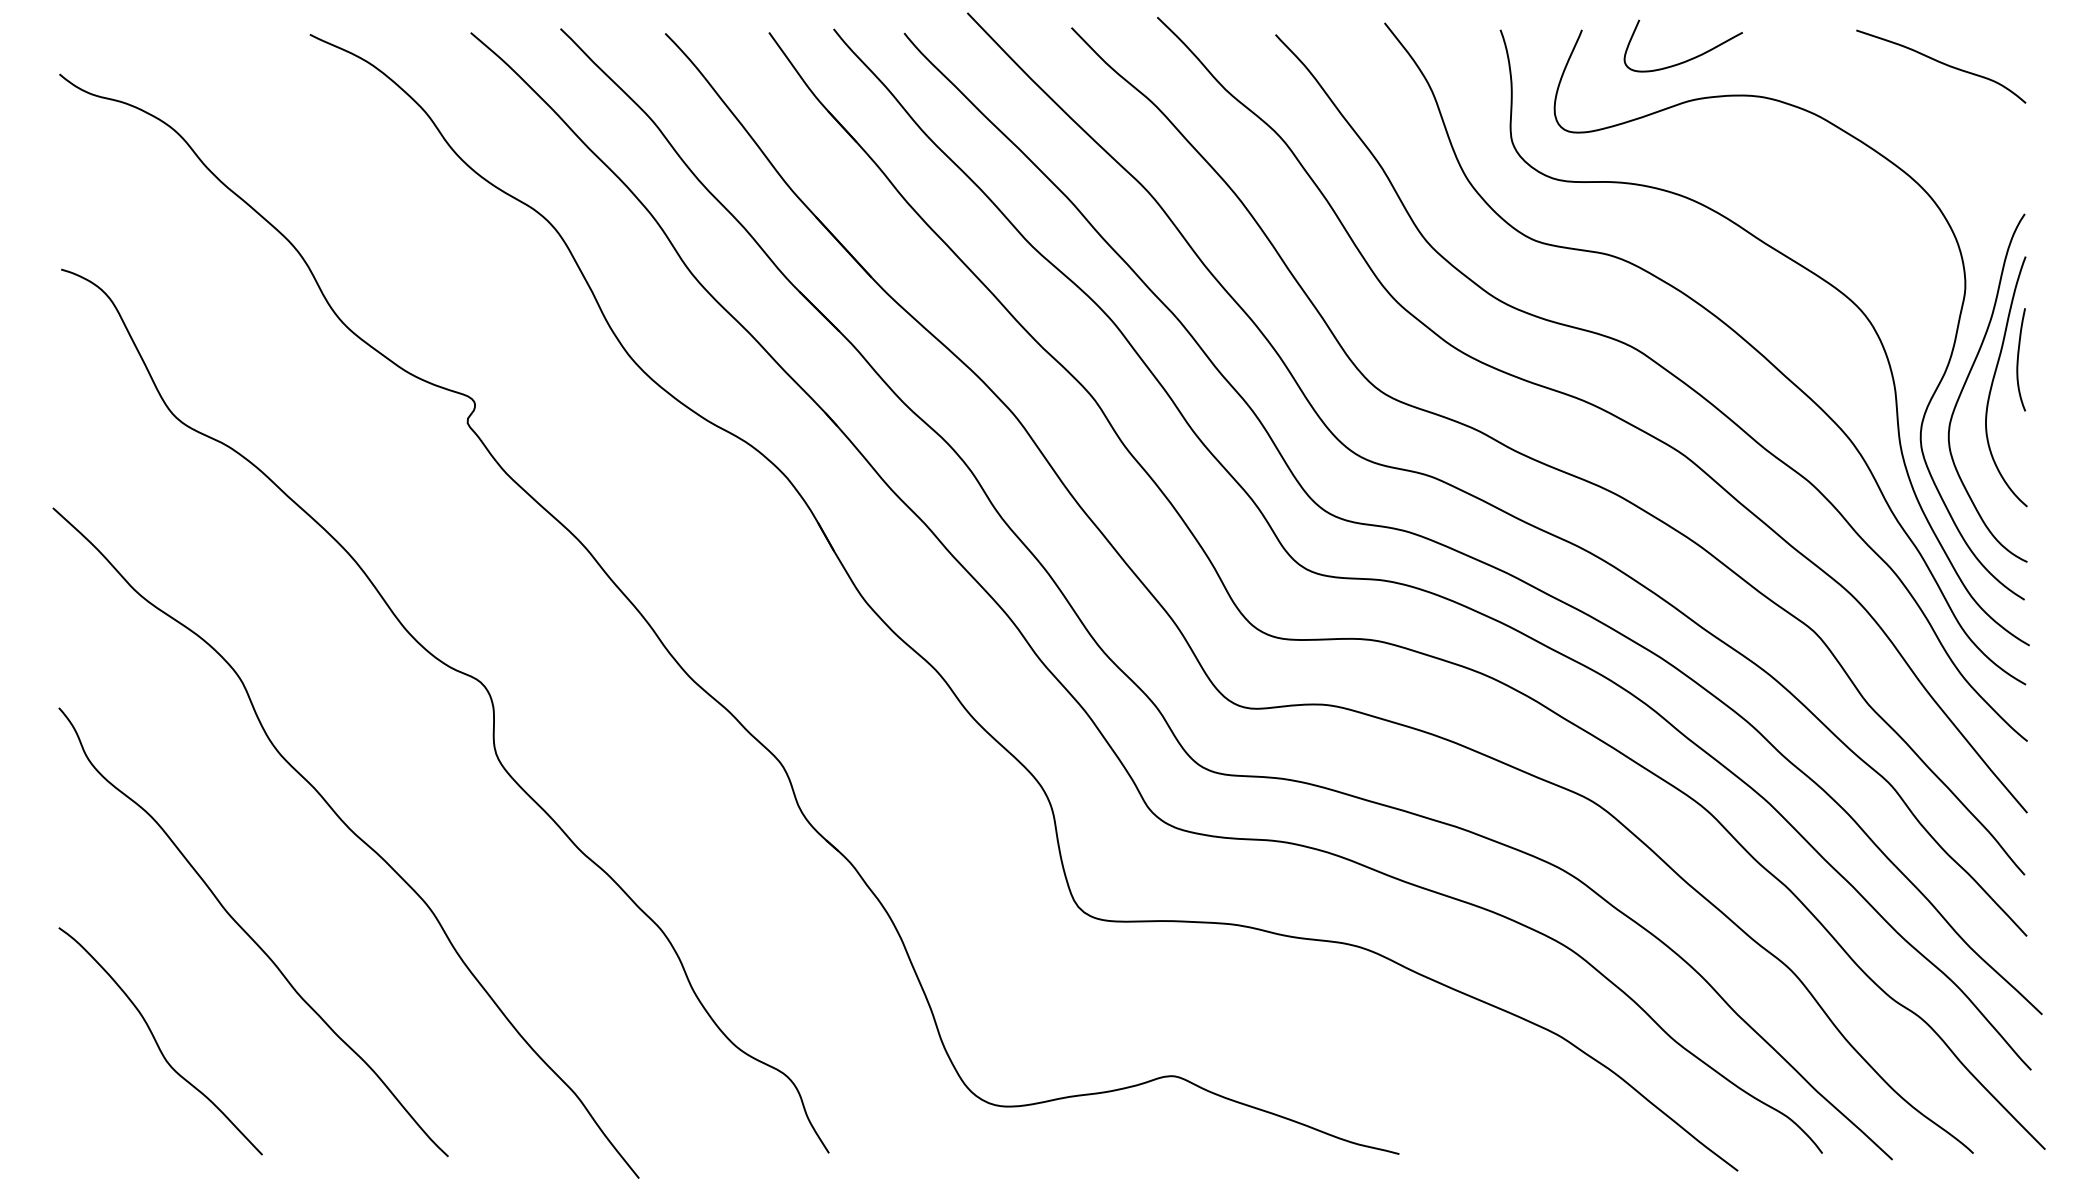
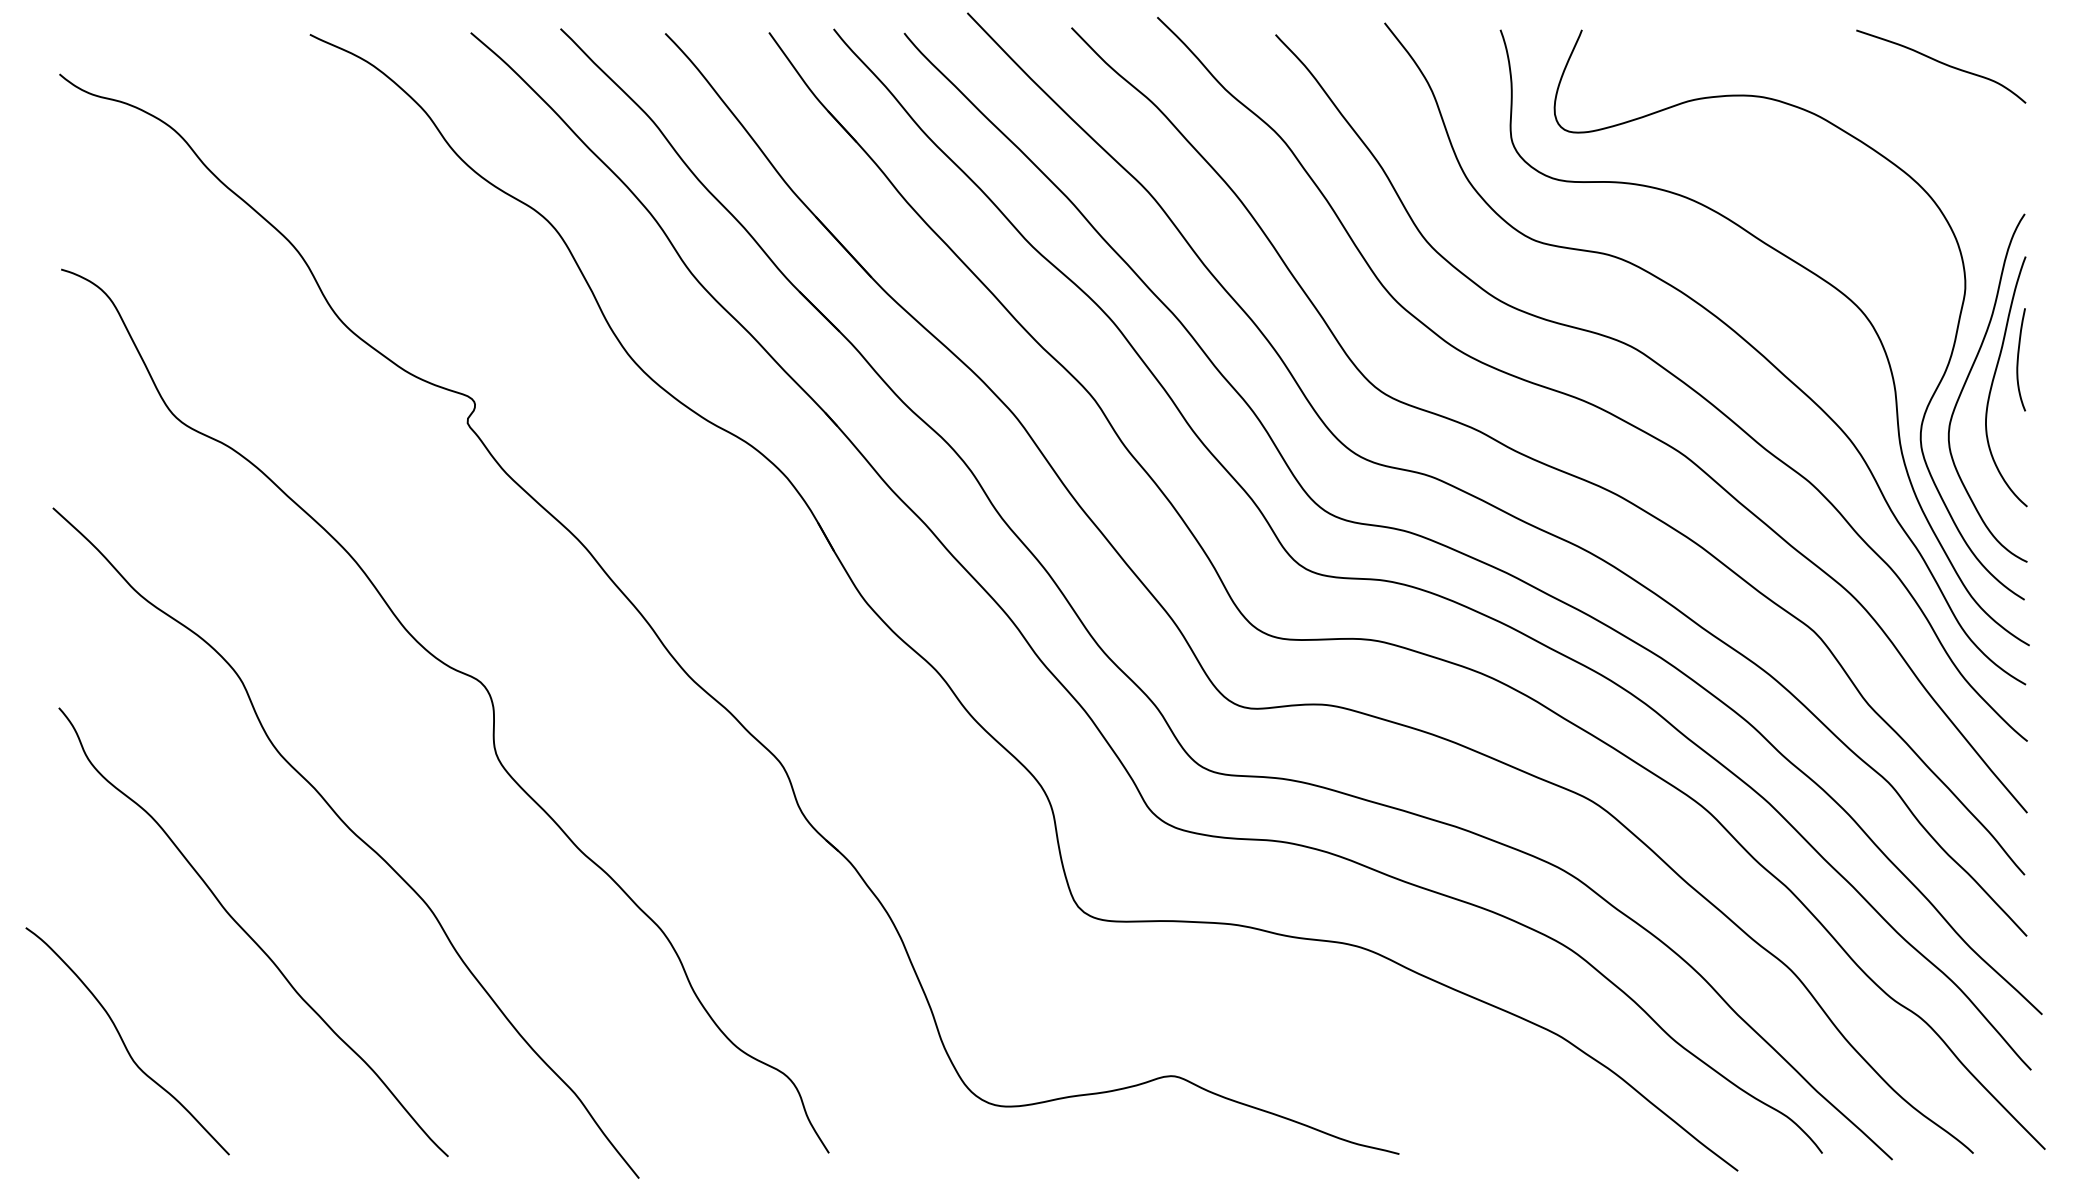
curve: present -> none (1687, 59)
curve position: (157, 1042) -> (124, 1042) (124, 1042)
